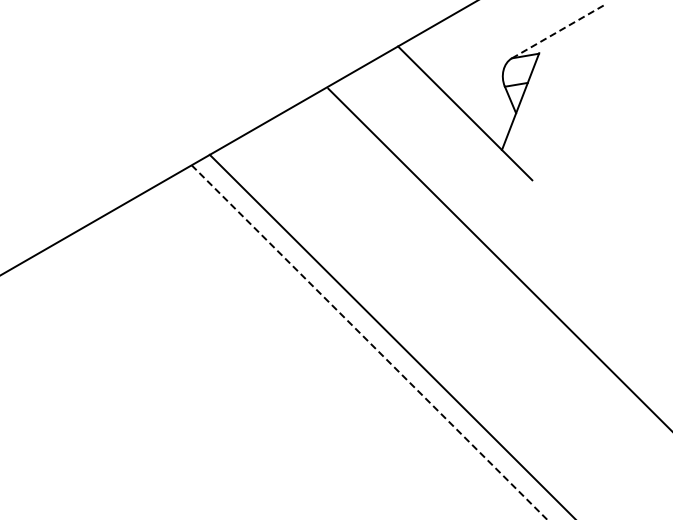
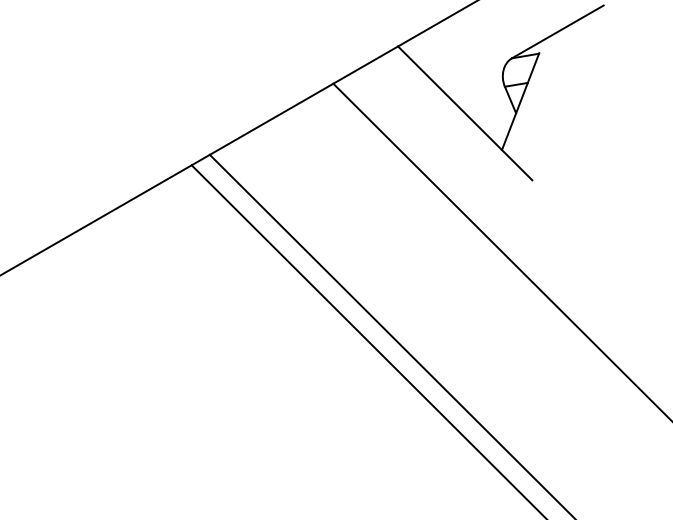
line: dashed -> solid (557, 31)
line position: (498, 258) -> (501, 250) (501, 250)
line: dashed -> solid (369, 342)
